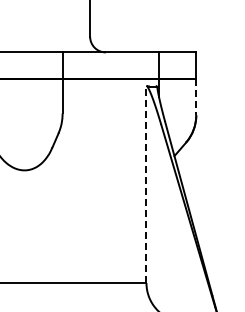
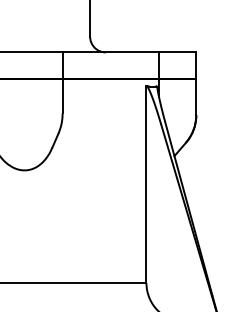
line: dashed -> solid (196, 97)
line: dashed -> solid (146, 184)
